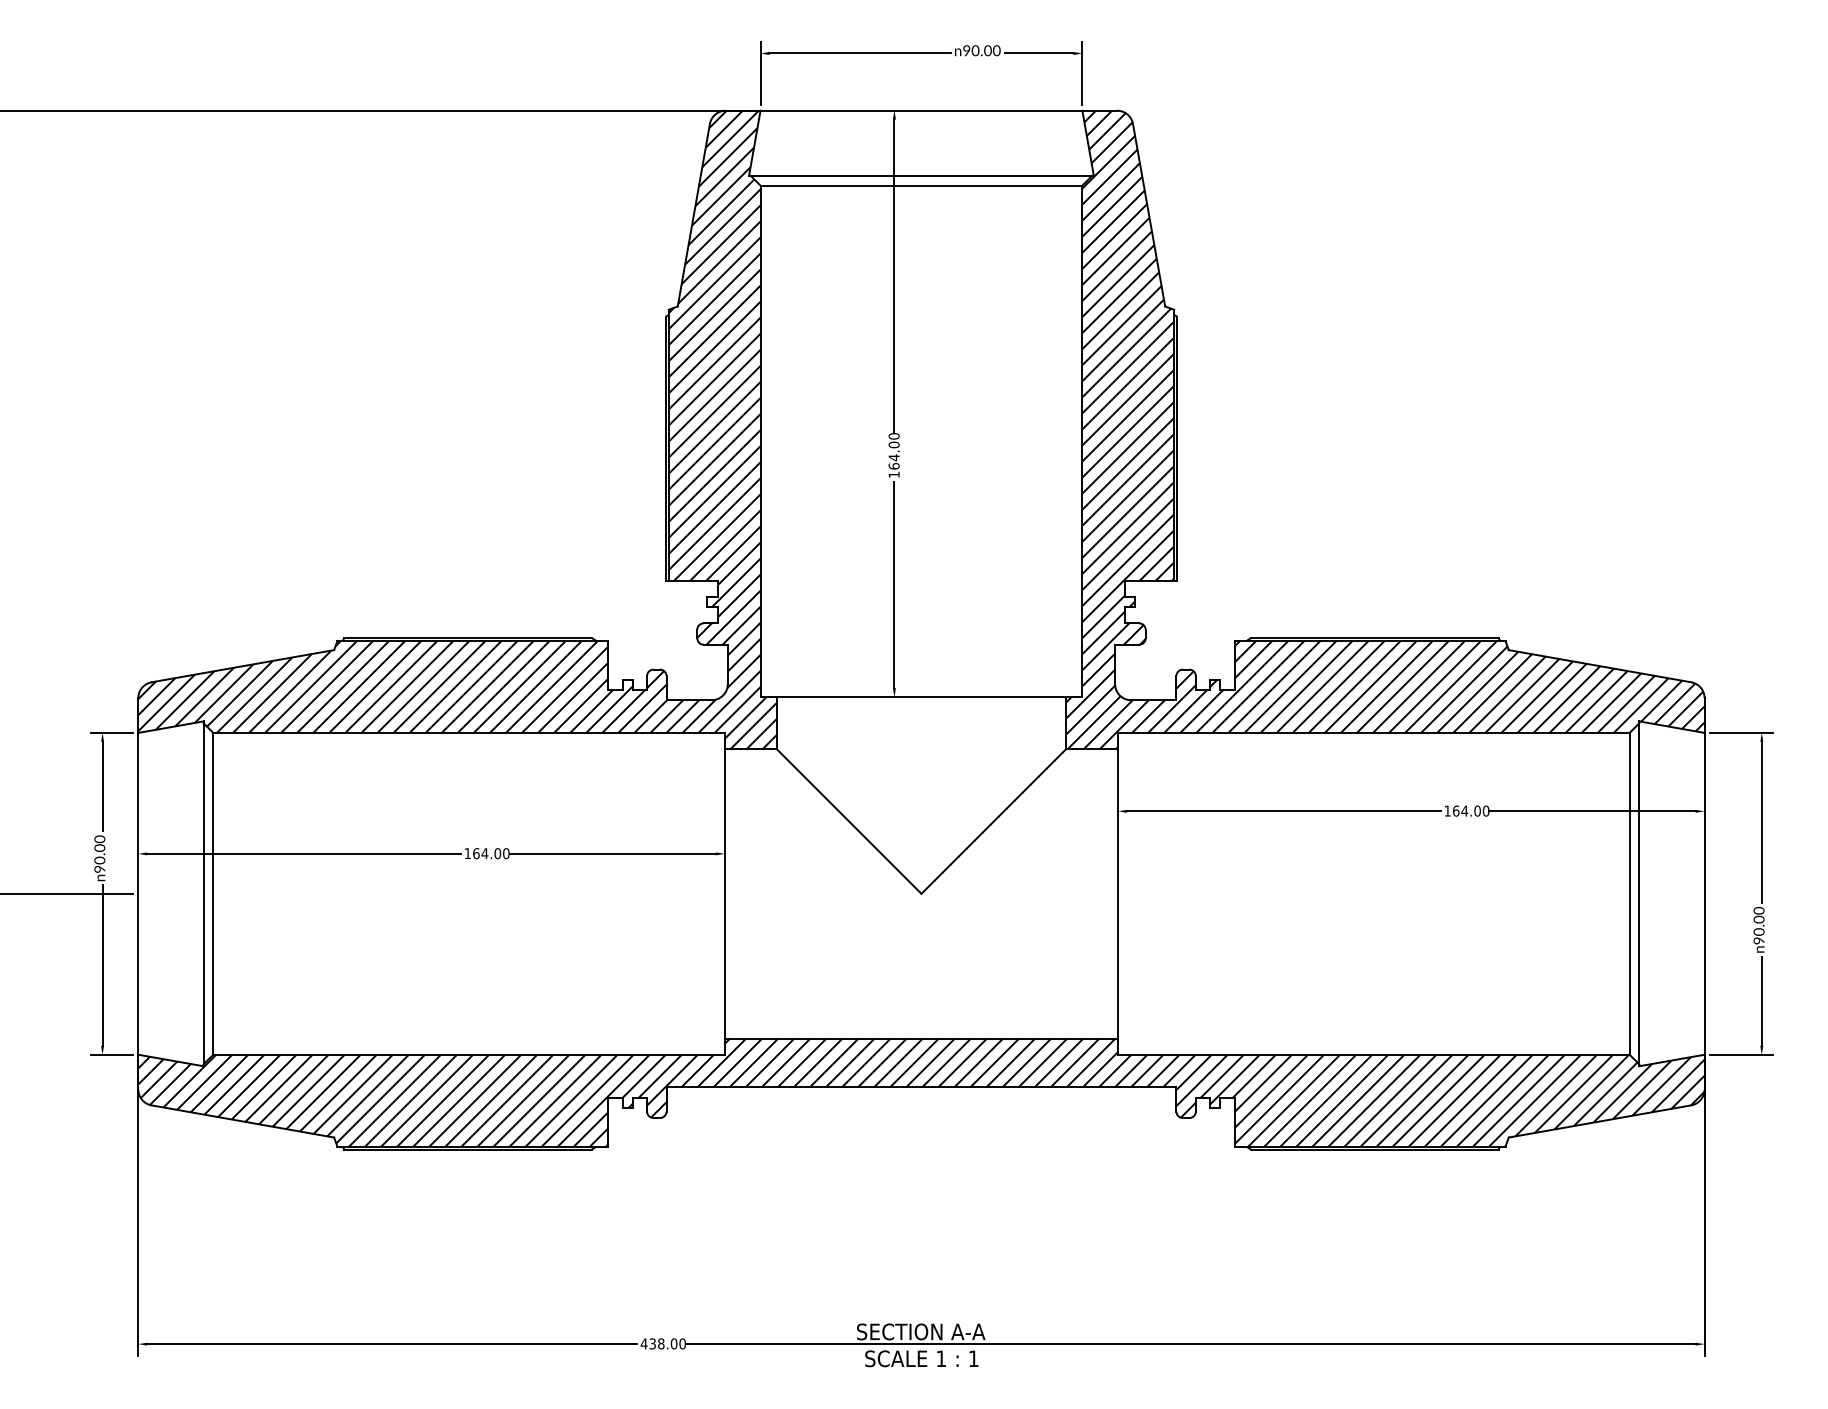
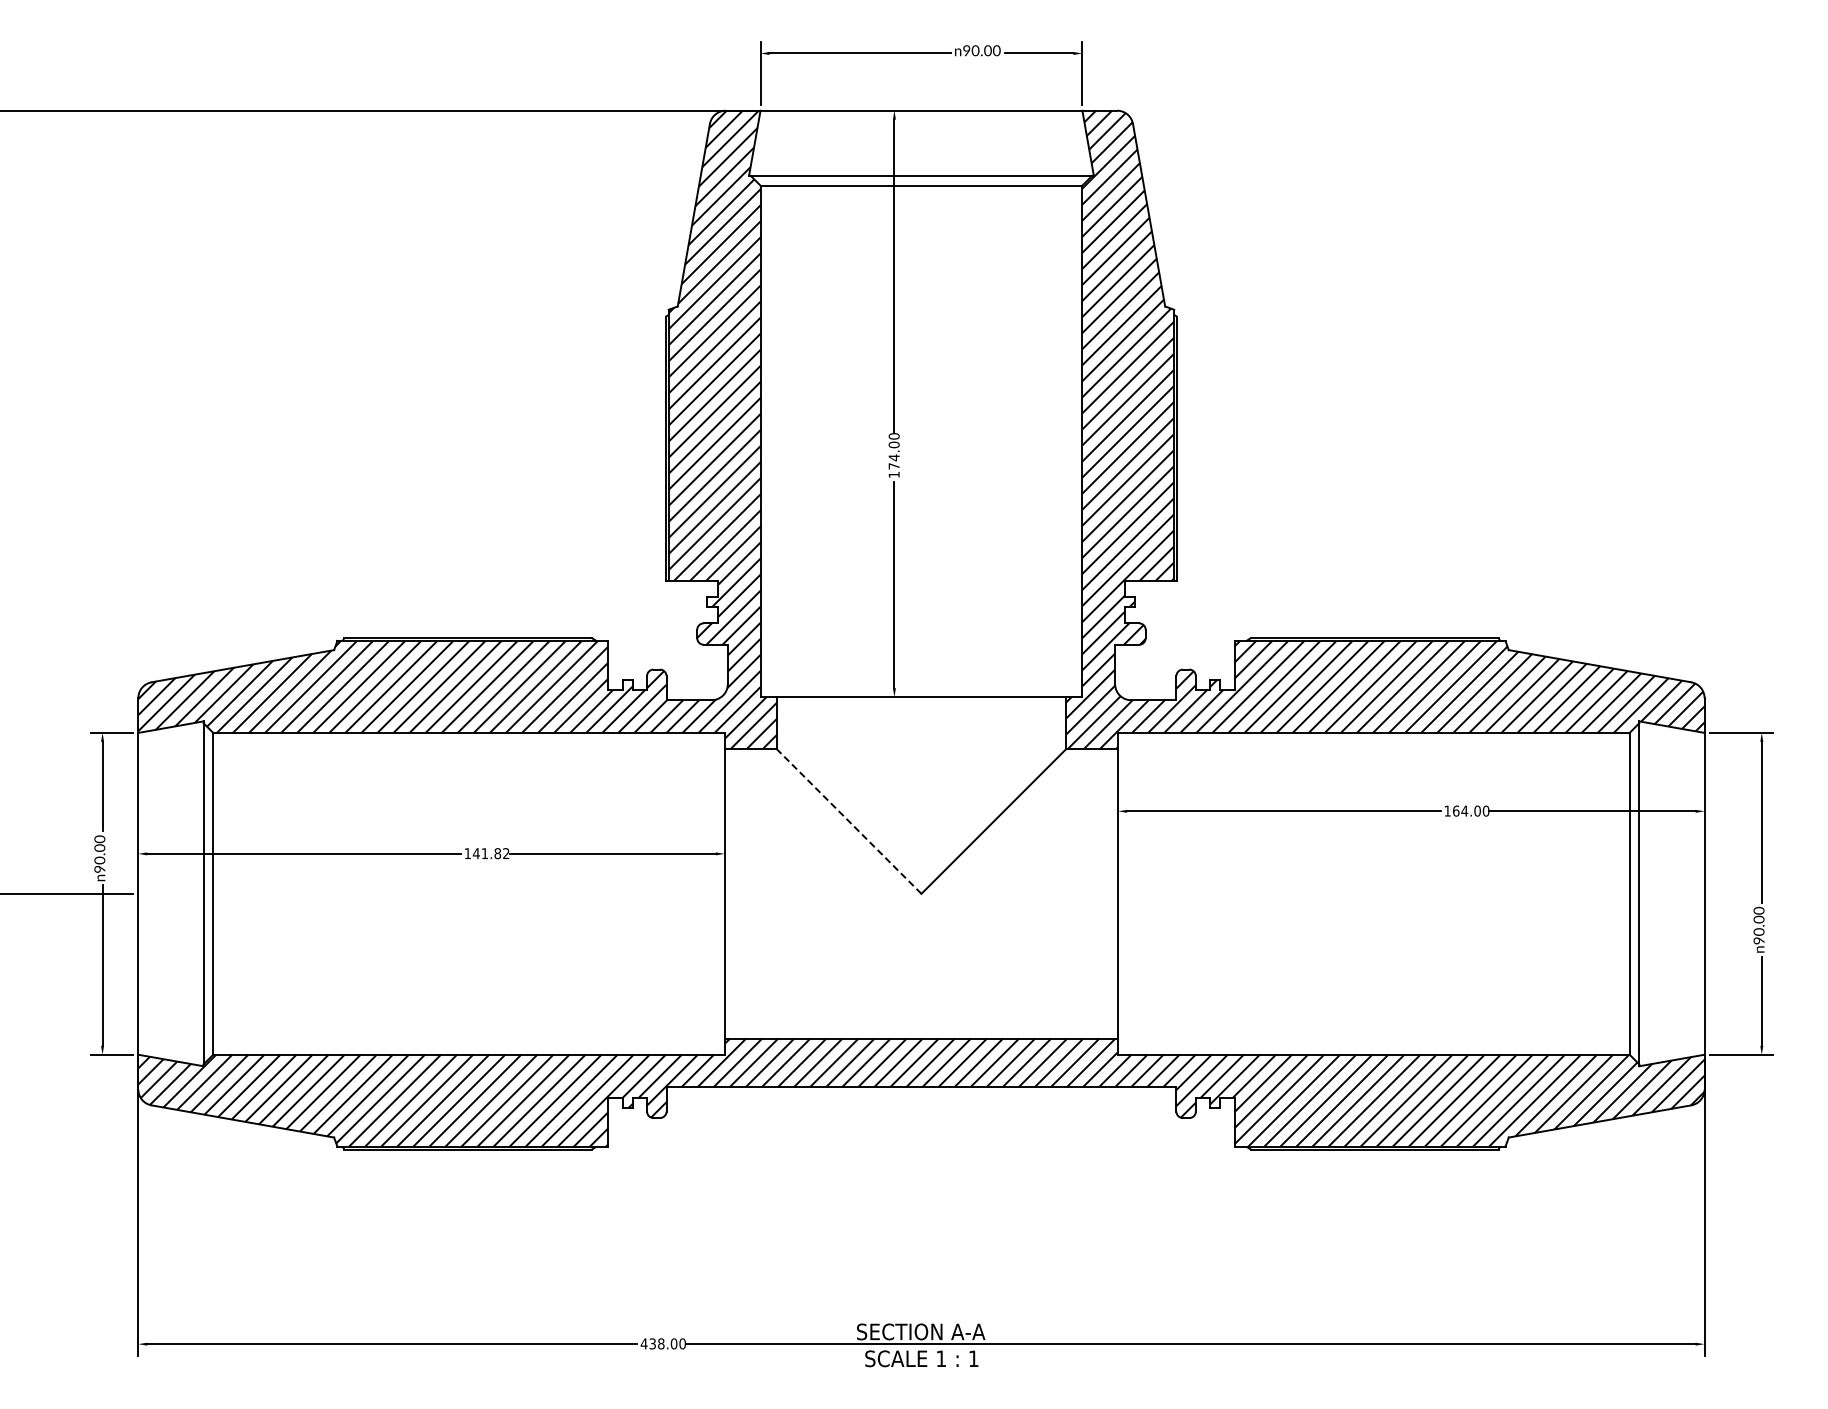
text: 164.00 -> 174.00 (893, 466)
line: solid -> dashed (848, 821)
text: 164.00 -> 141.82 (490, 853)
